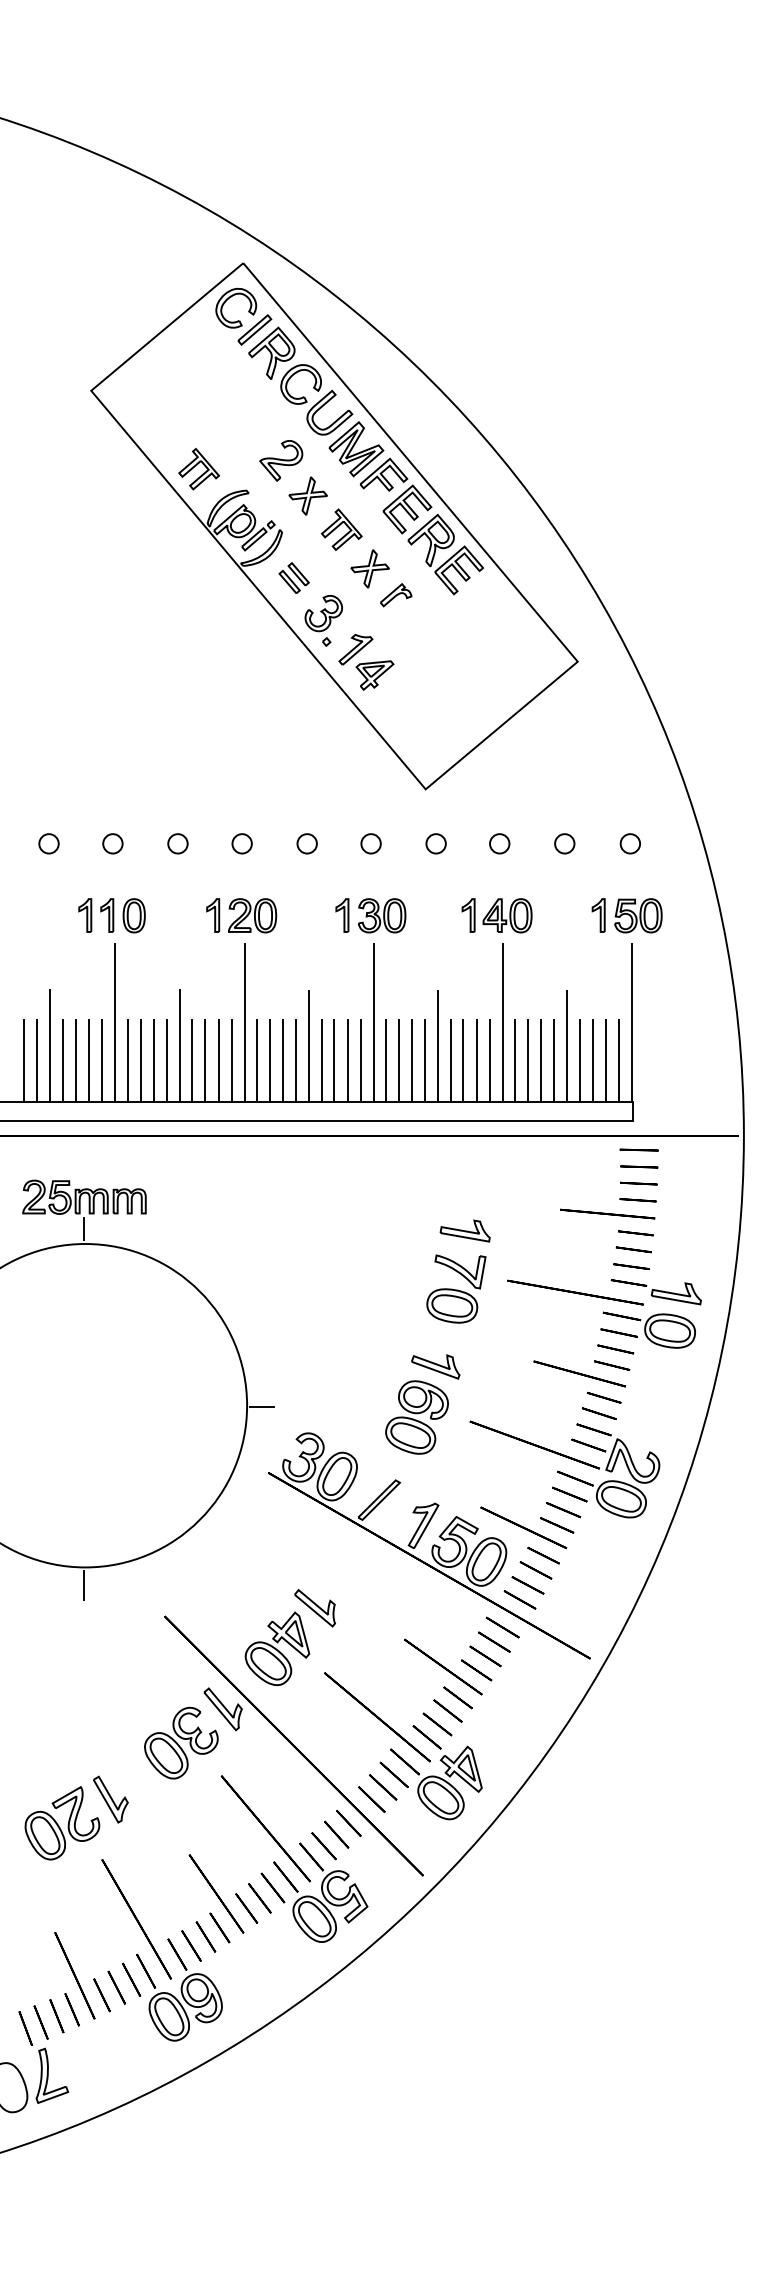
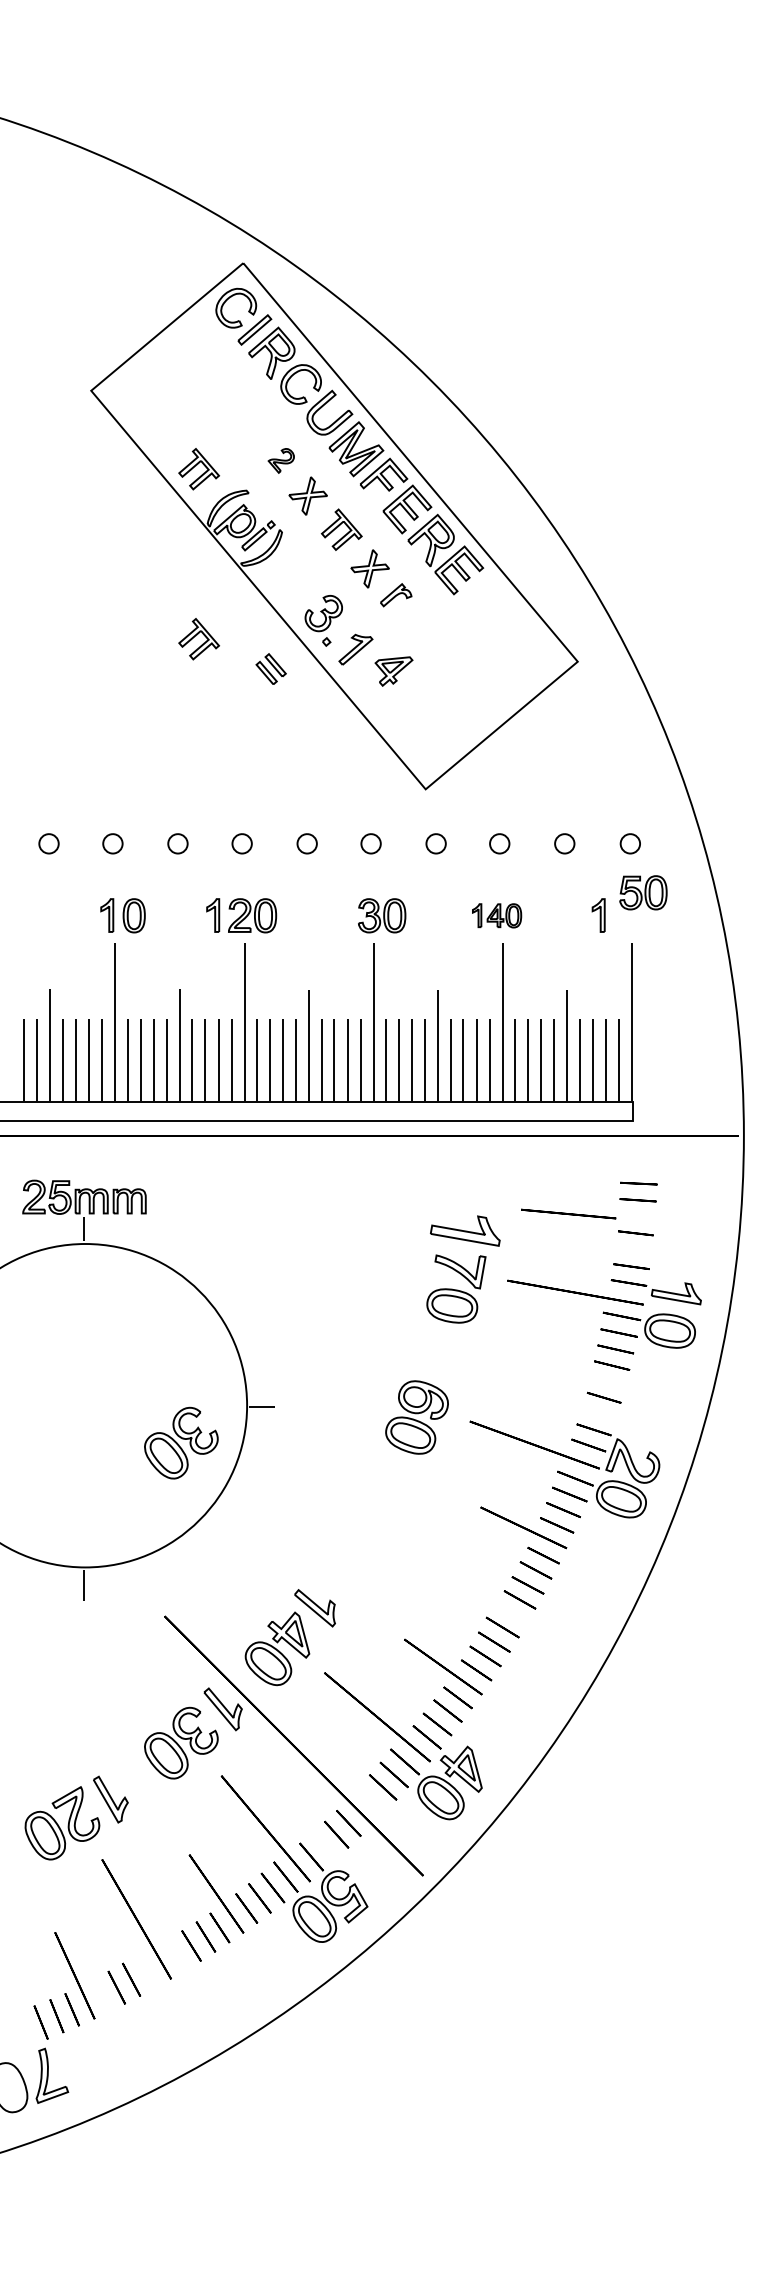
part size: 45x42 px -> 28x26 px (280, 460)
part position: (293, 577) -> (270, 668) (270, 668)
part: none -> present (199, 639)
part position: (374, 675) -> (393, 671) (393, 671)
part: present -> none (85, 915)
part: present -> none (342, 915)
part size: 72x36 px -> 51x26 px (497, 915)
part position: (638, 915) -> (643, 892) (643, 892)
line: present -> none (638, 1149)
line: present -> none (639, 1166)
line position: (607, 1213) -> (568, 1213) (568, 1213)
part size: 52x24 px -> 71x32 px (465, 1230)
line: present -> none (633, 1249)
part: present -> none (435, 1366)
line: present -> none (579, 1373)
line: present -> none (599, 1413)
part: none -> present (181, 1442)
part: present -> none (429, 1545)
line: present -> none (371, 1799)
line: present -> none (323, 1846)
part: present -> none (179, 1989)
line: present -> none (101, 1995)
line: present -> none (25, 2028)
